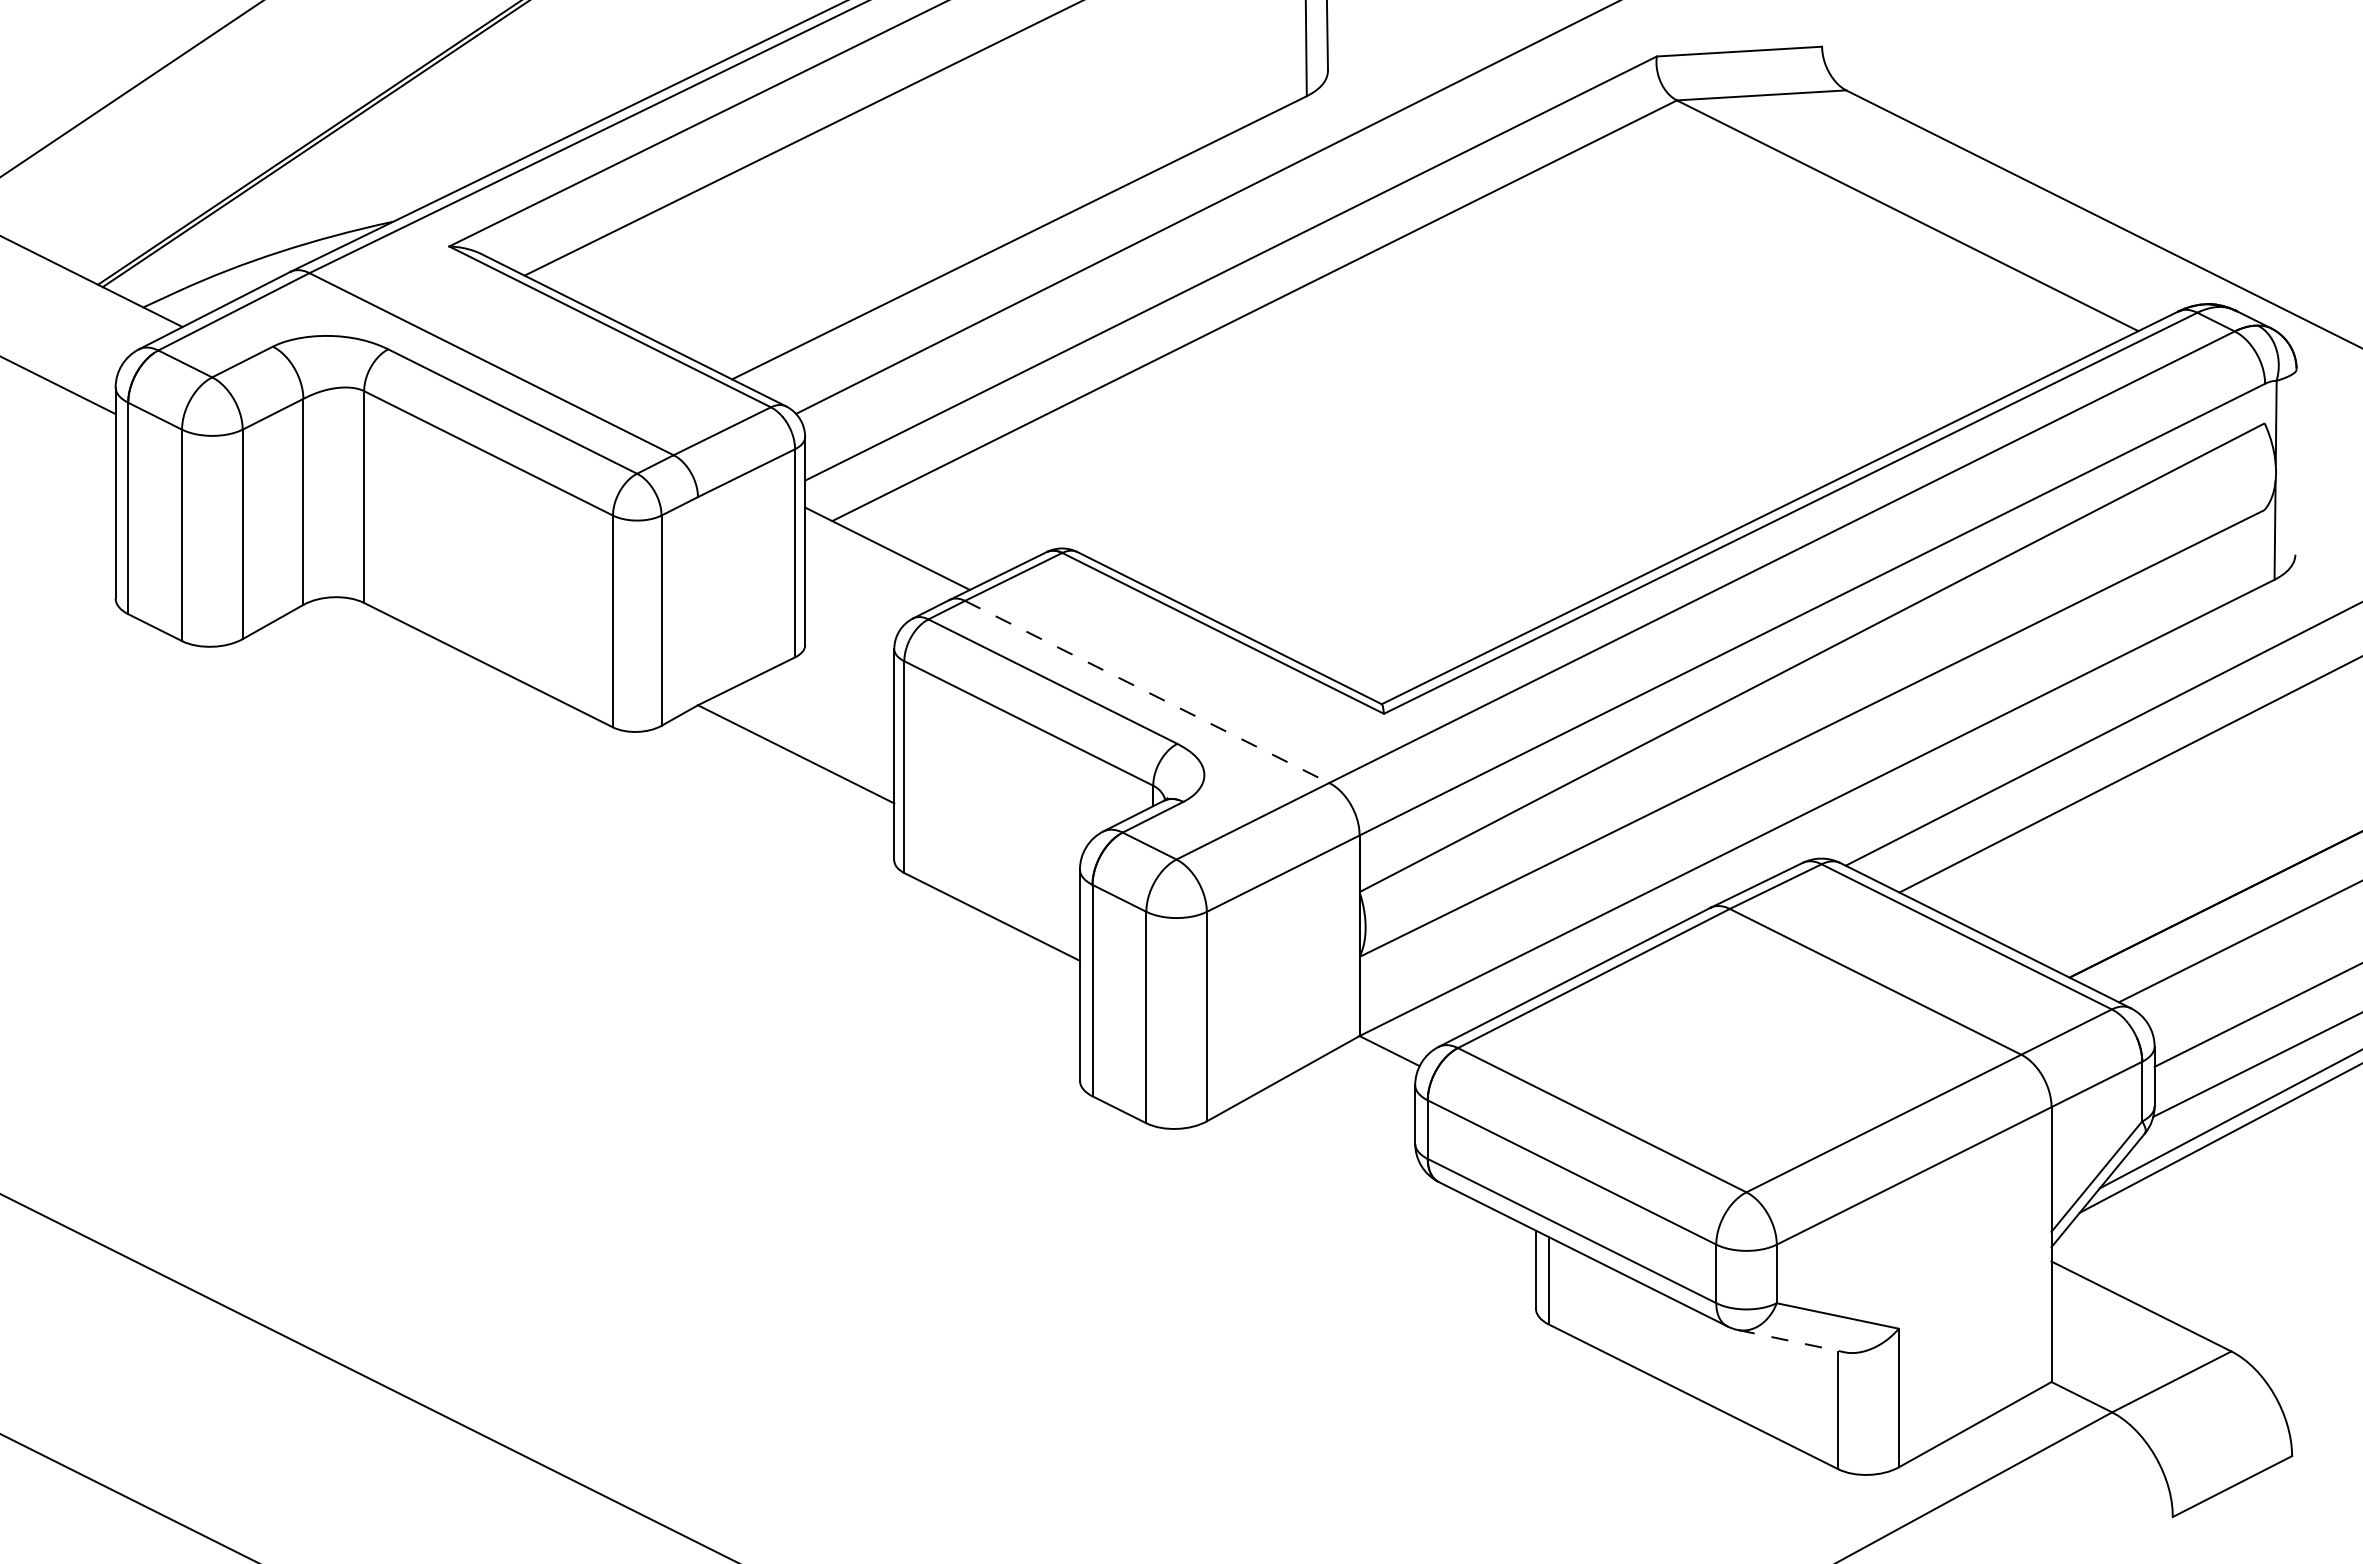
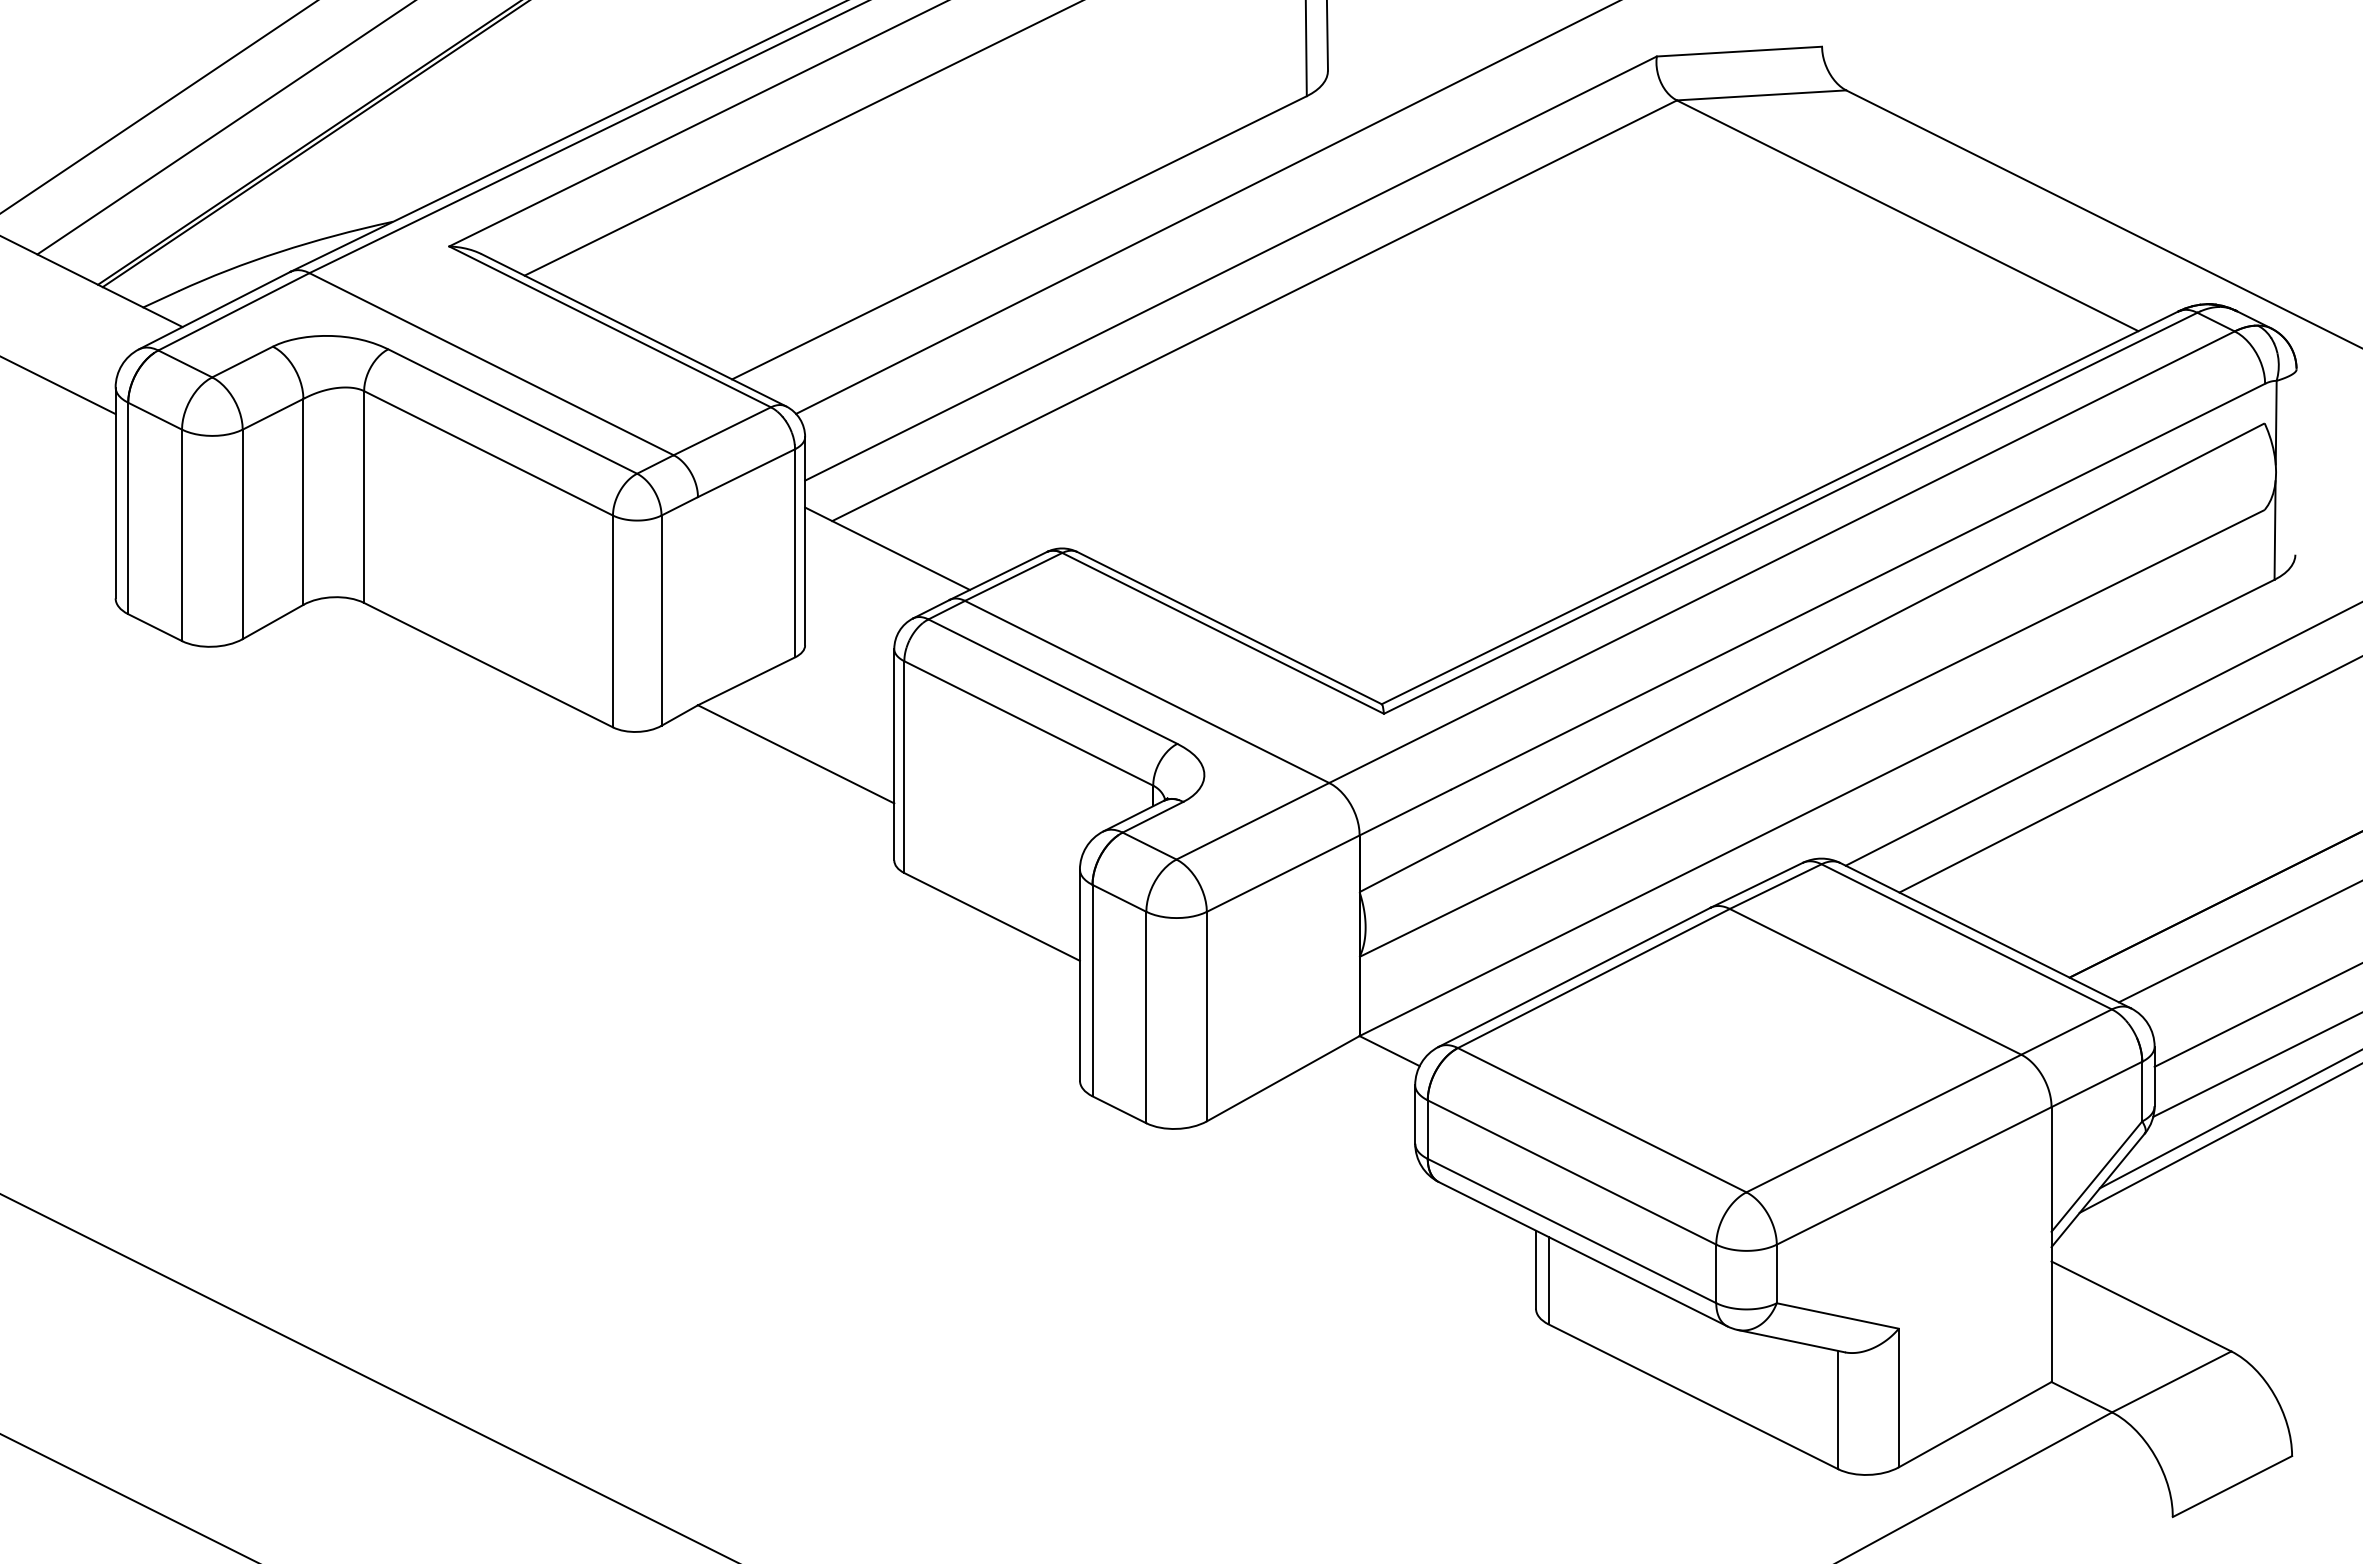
line position: (131, 88) -> (158, 107) (158, 107)
line: none -> present (224, 128)
line: dashed -> solid (1147, 691)
line: dashed -> solid (1791, 1341)
